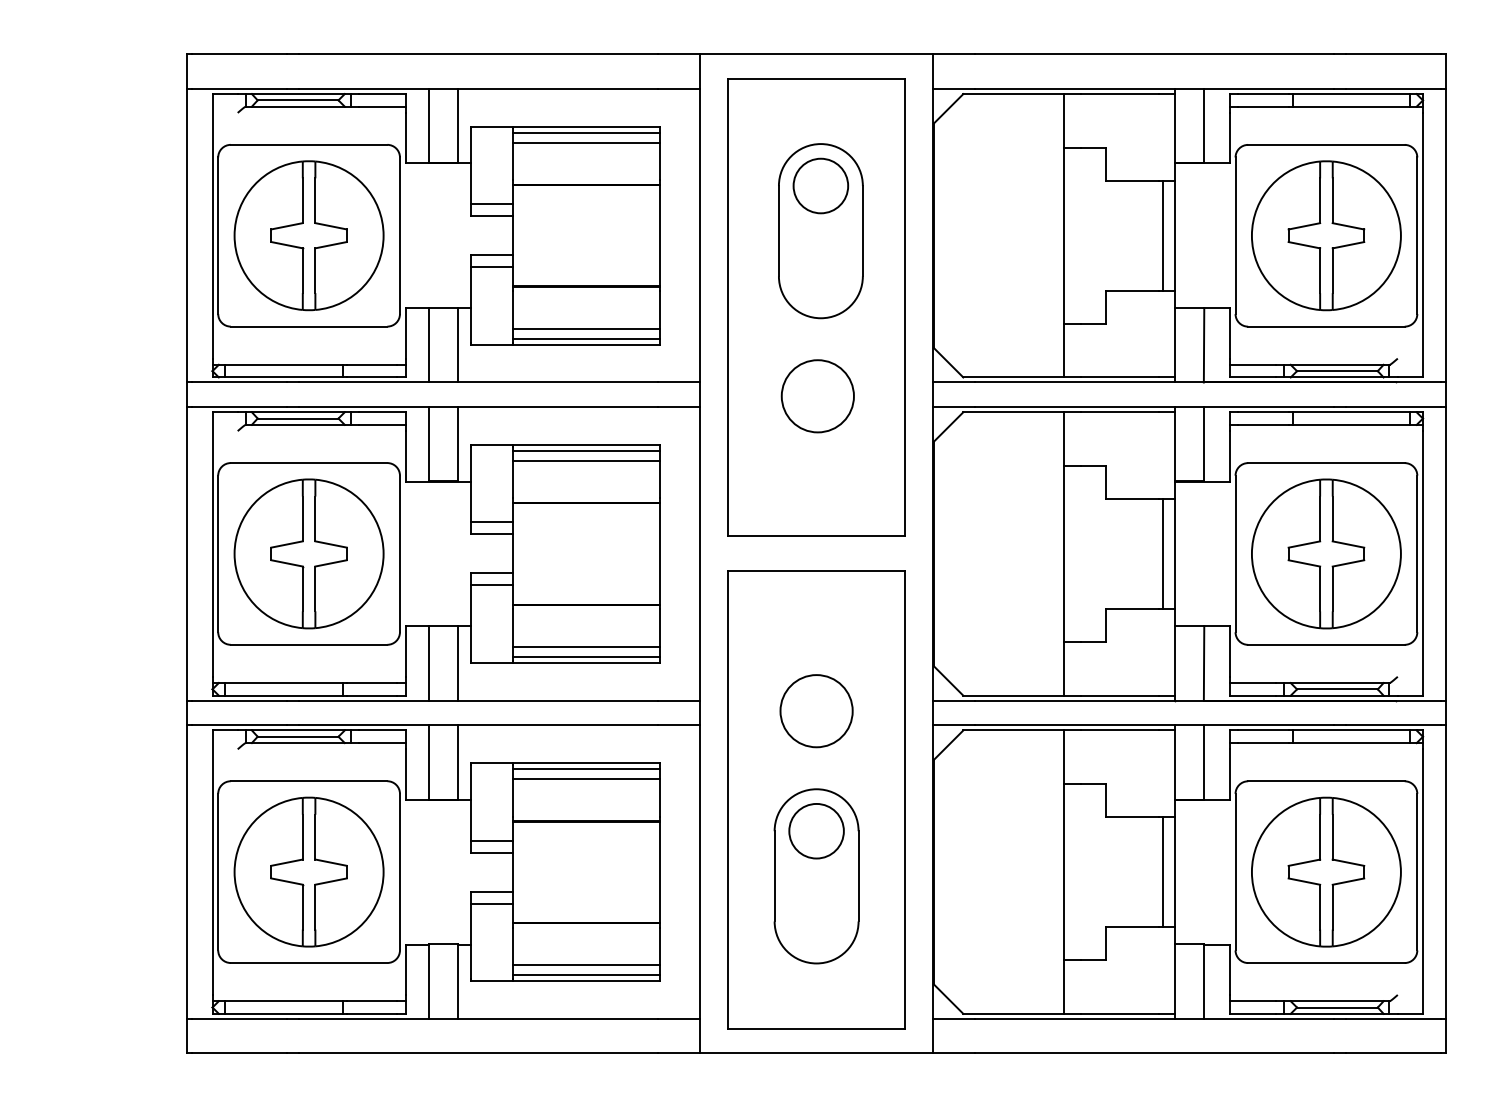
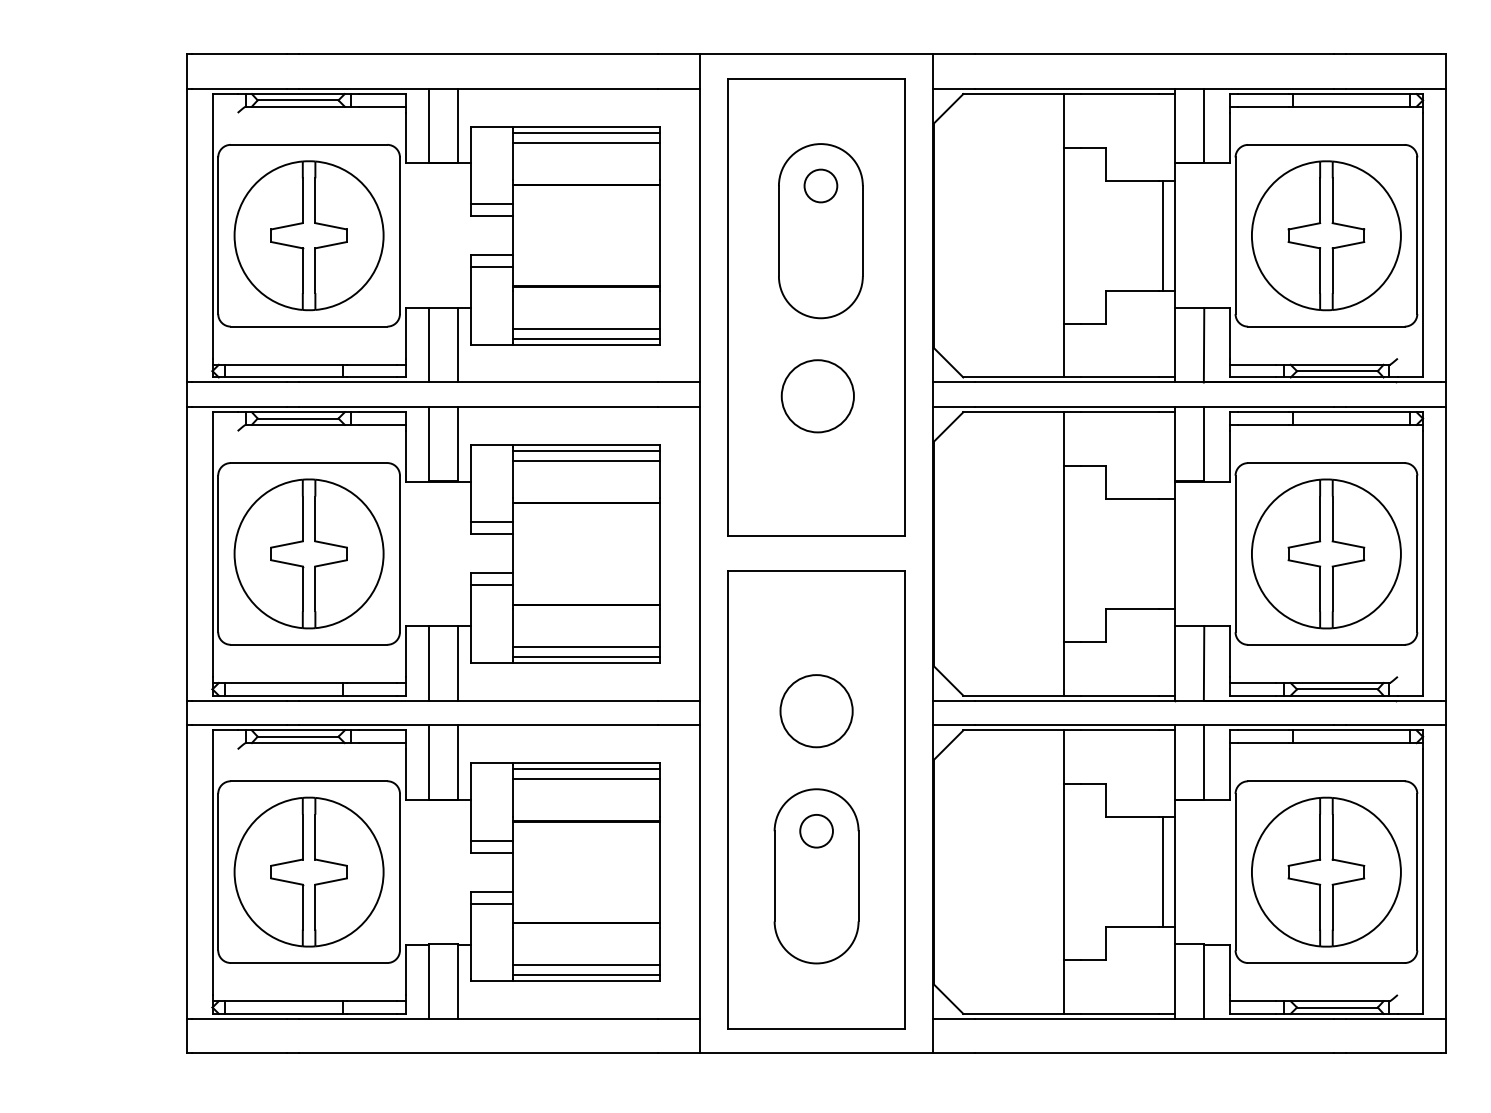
circle size: 58x58 px -> 36x36 px (820, 185)
line: present -> none (1162, 553)
circle diameter: 55 px -> 33 px (816, 830)
